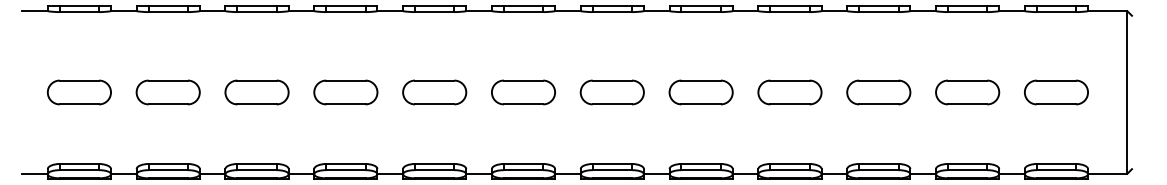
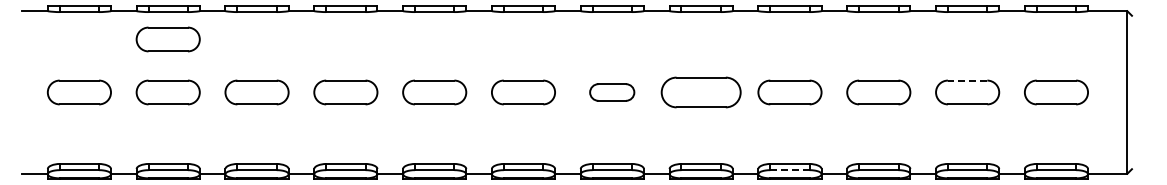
part: none -> present (167, 39)
line: solid -> dashed (967, 80)
part size: 66x27 px -> 47x19 px (612, 92)
part size: 66x27 px -> 82x33 px (700, 92)
line: solid -> dashed (789, 170)
